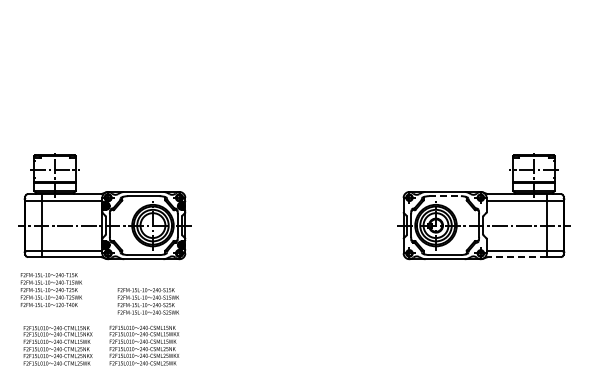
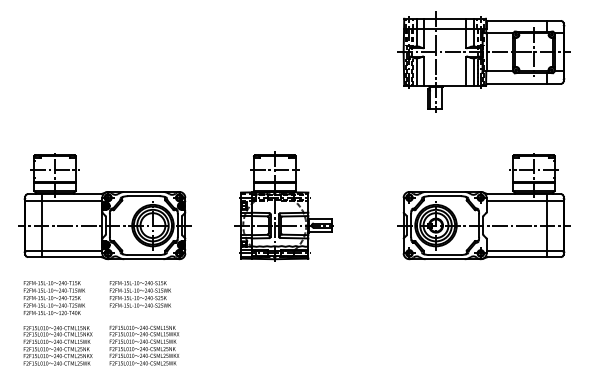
part: none -> present (483, 61)
line: dashed -> solid (445, 196)
part: none -> present (283, 206)
line: dashed -> solid (517, 257)
text position: (50, 289) -> (53, 297) (53, 297)
text position: (147, 301) -> (139, 294) (139, 294)
